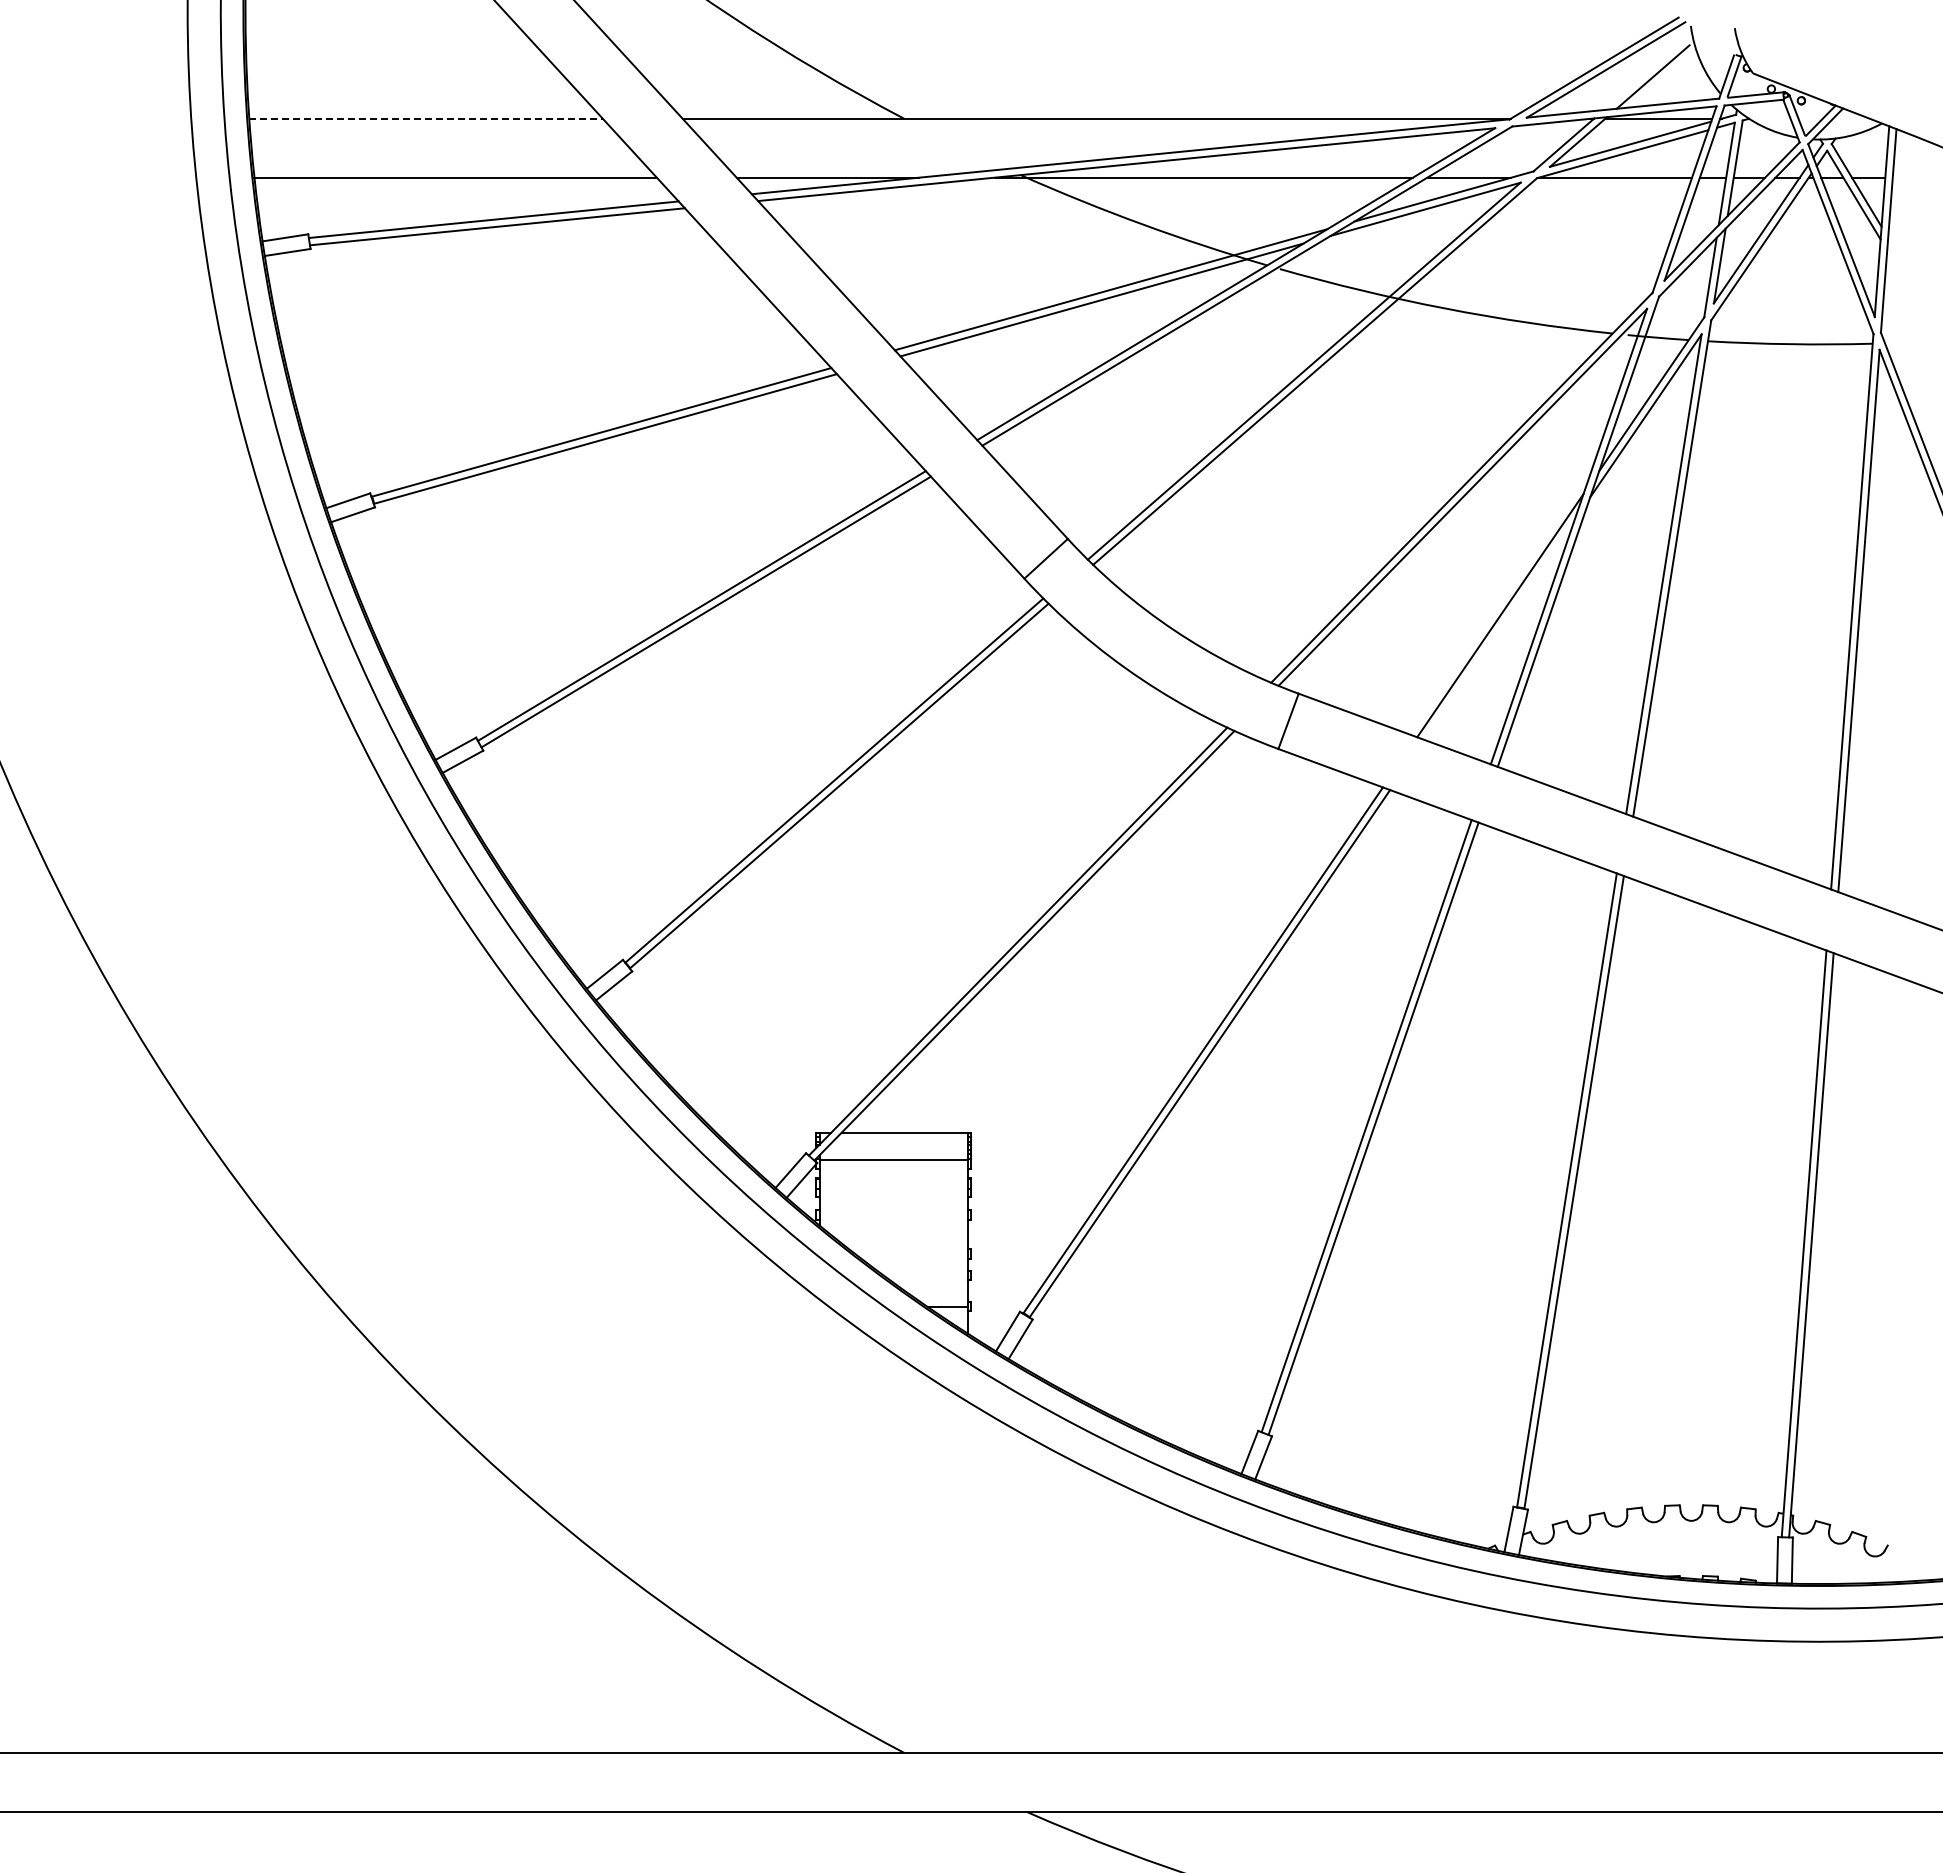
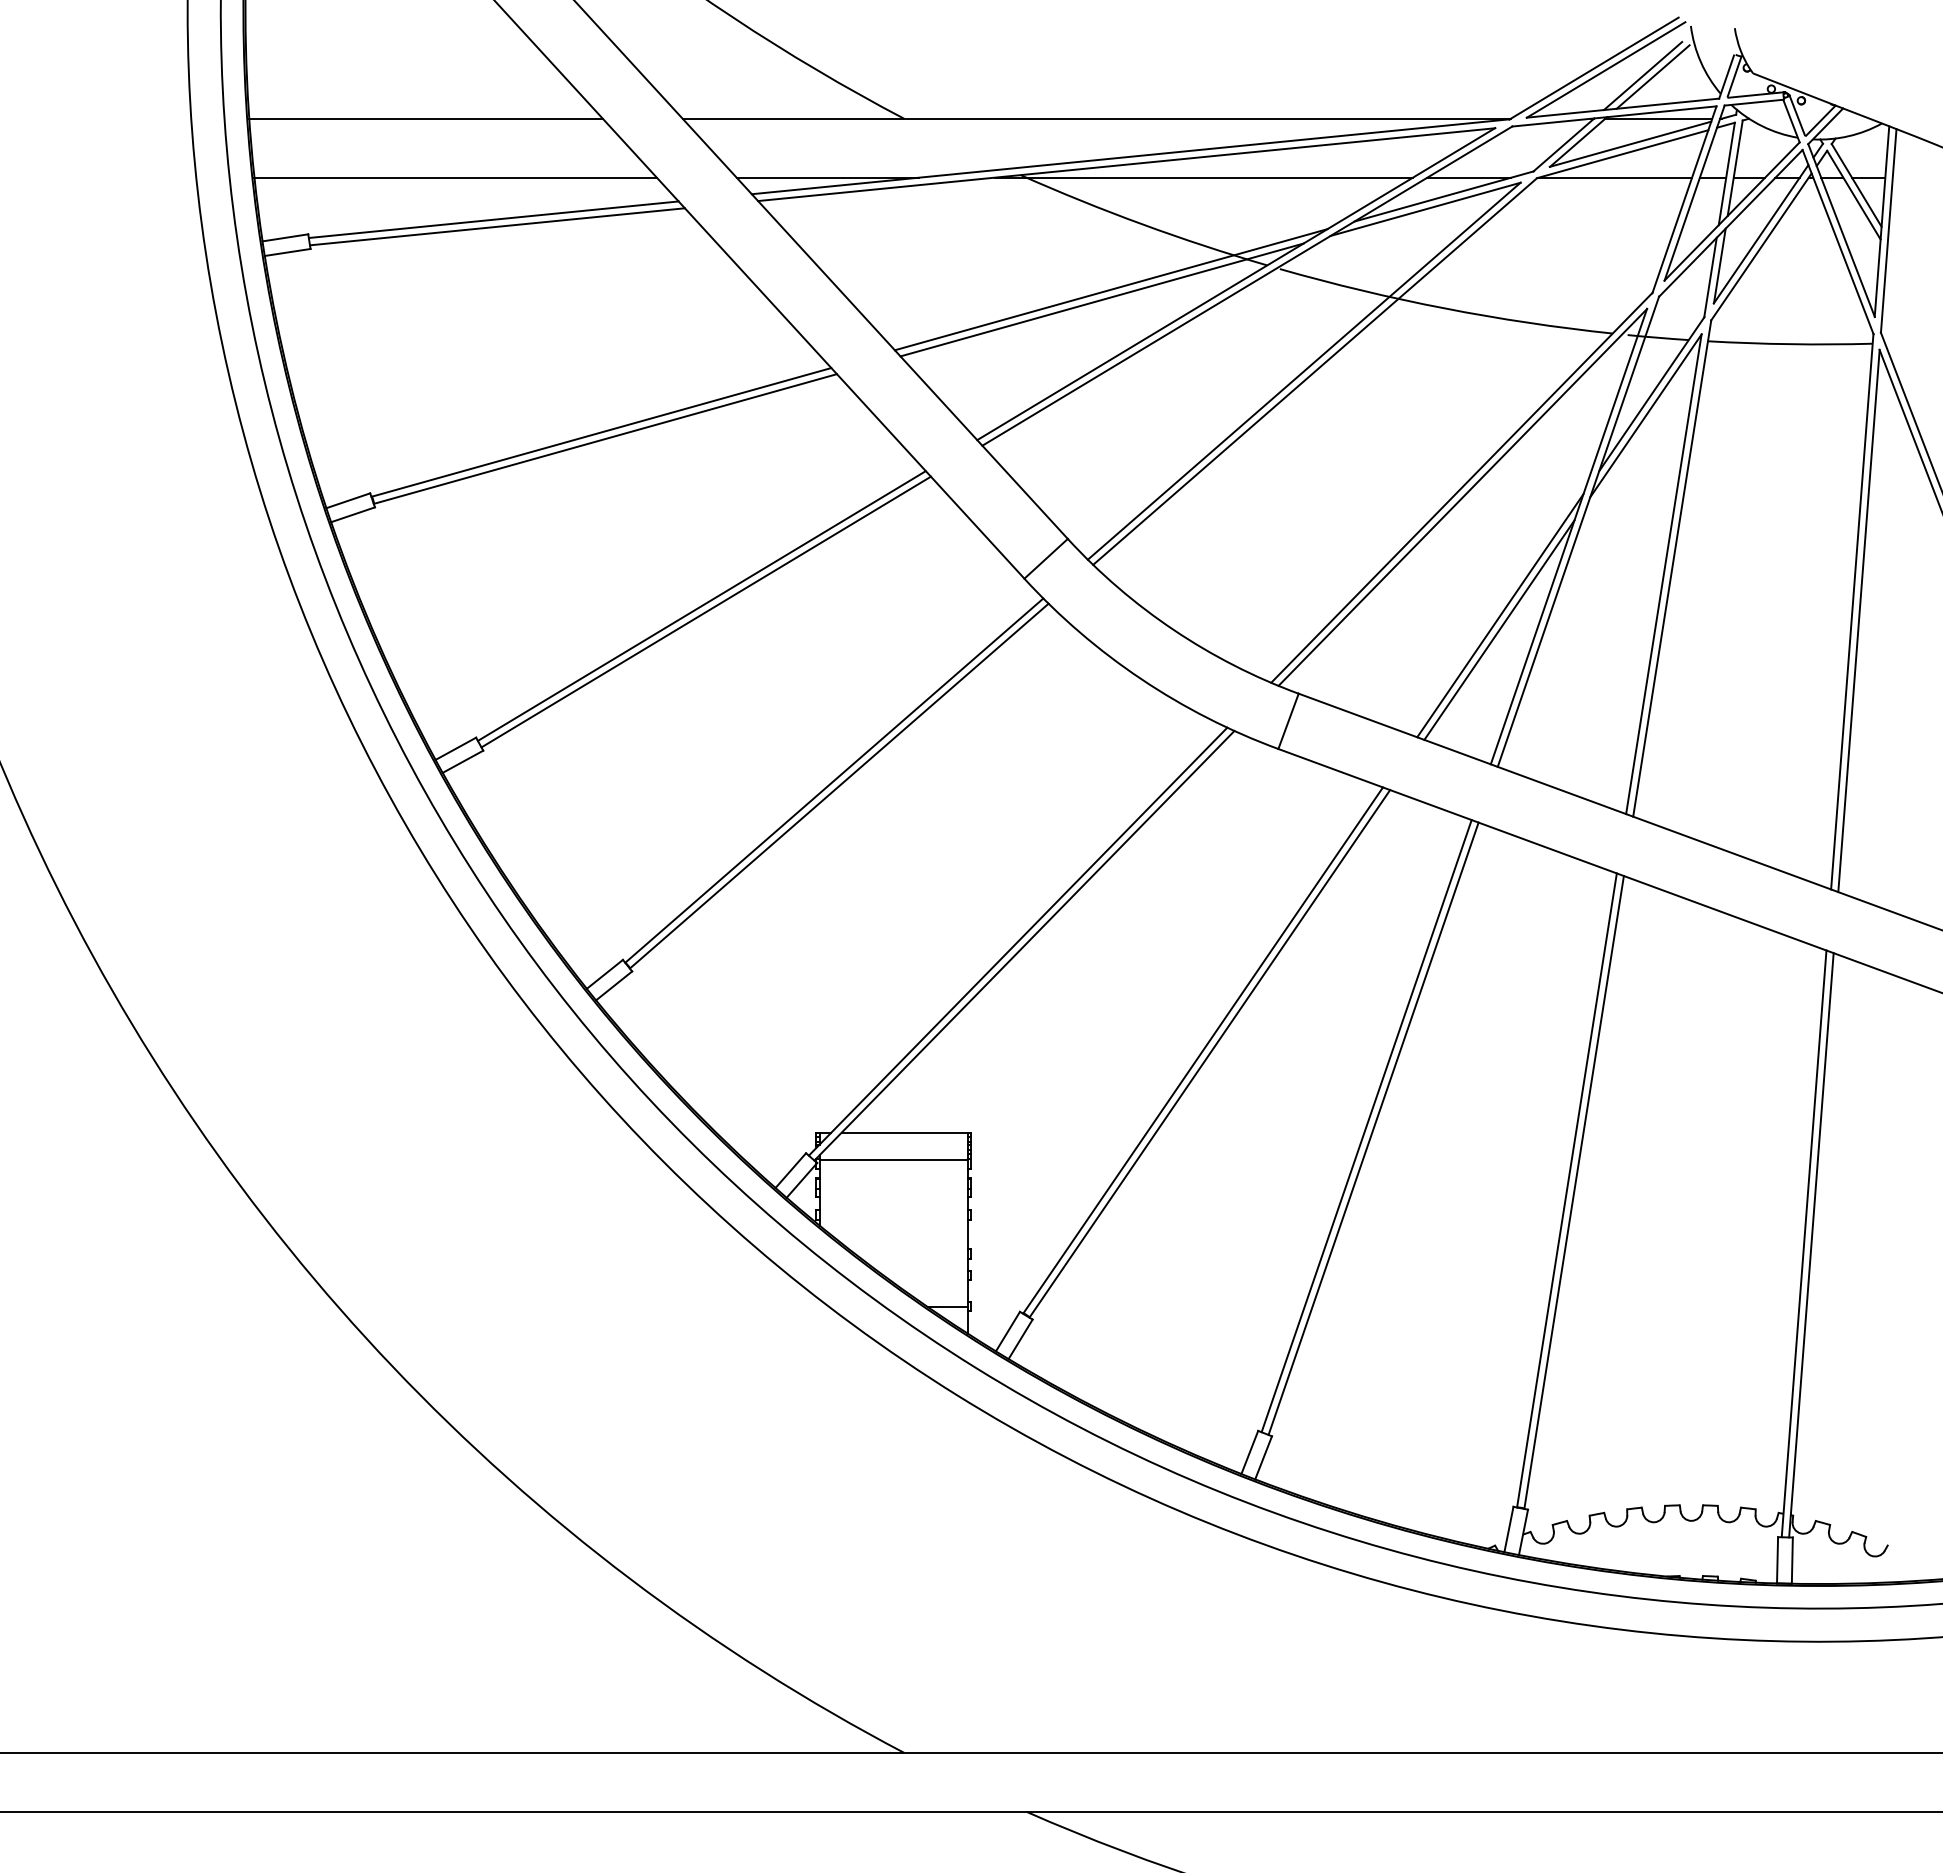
line: none -> present (1643, 76)
line: dashed -> solid (426, 118)
line: none -> present (1499, 629)
